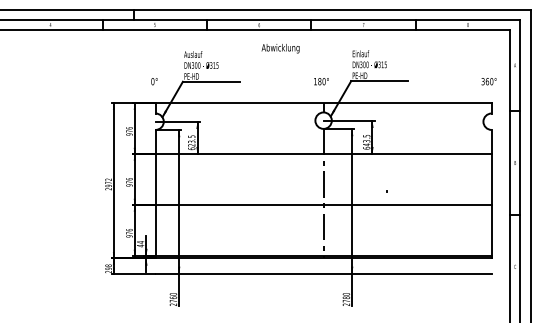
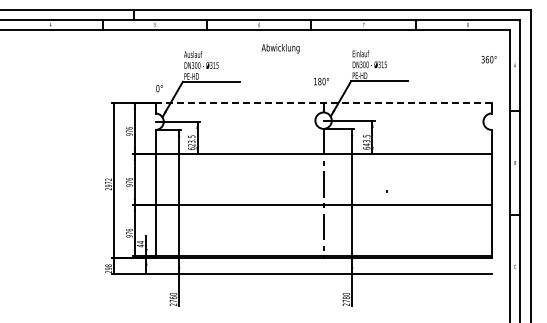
text position: (154, 81) -> (159, 88) (159, 88)
text position: (488, 81) -> (488, 59) (488, 59)
line: solid -> dashed (323, 103)
